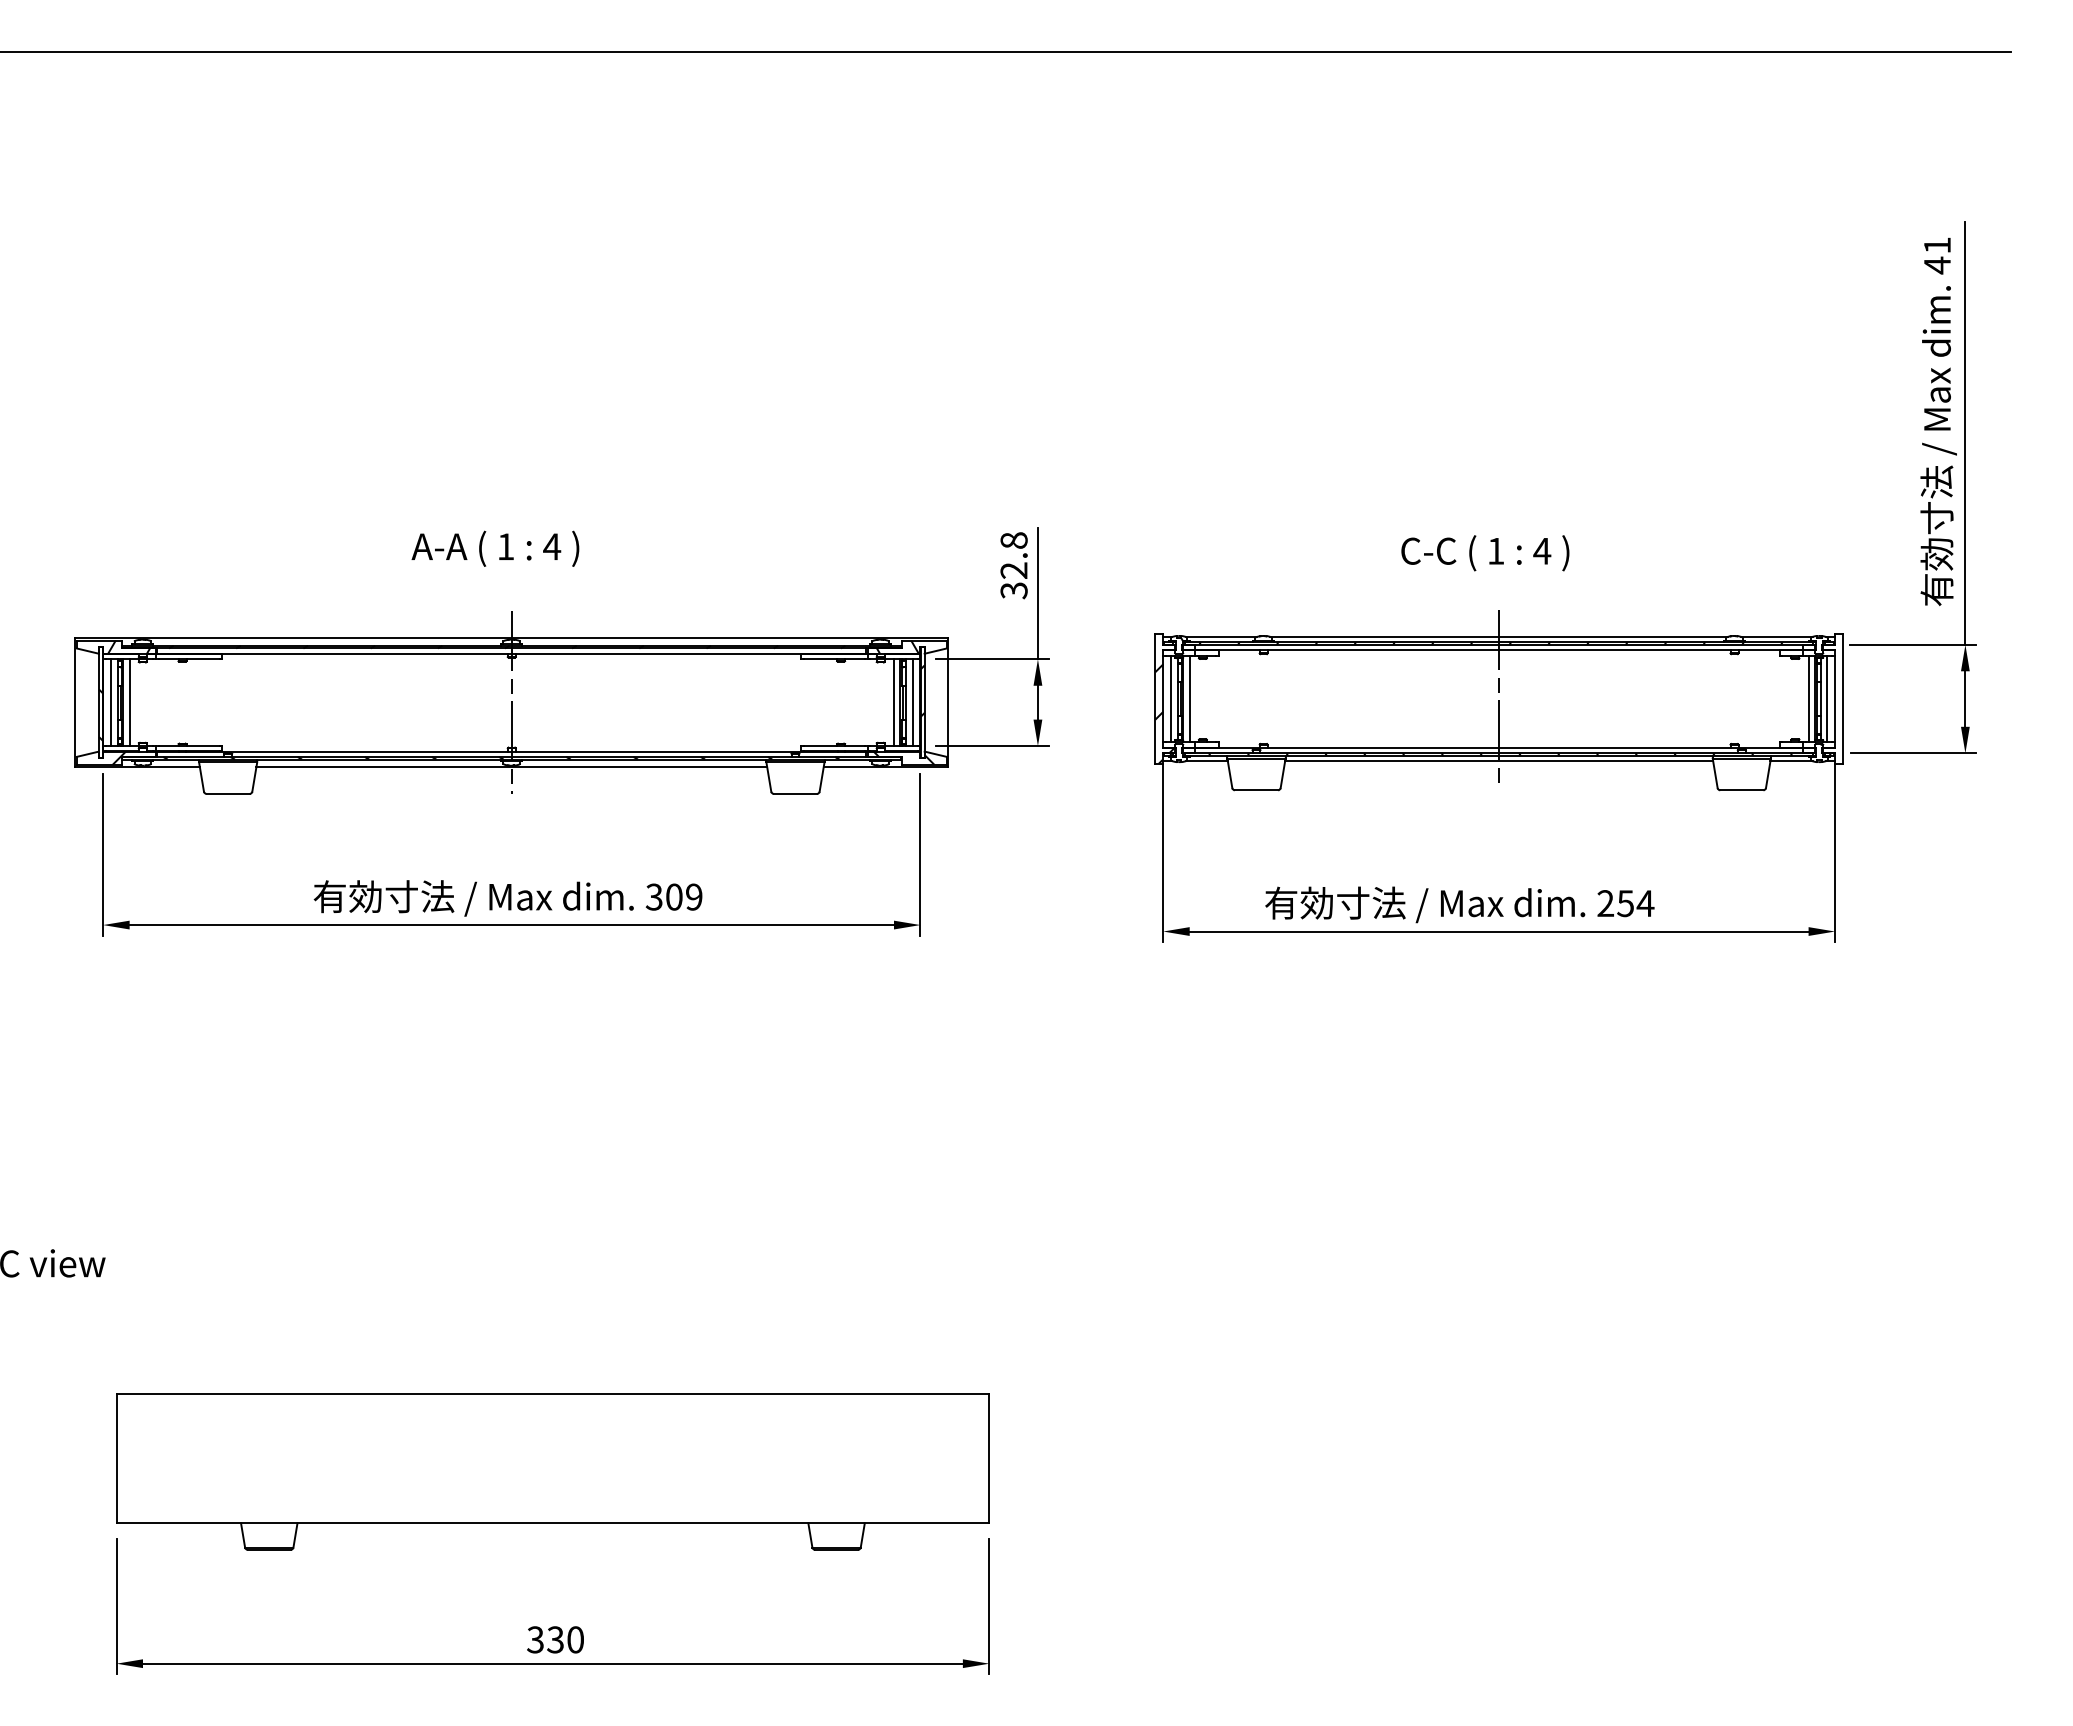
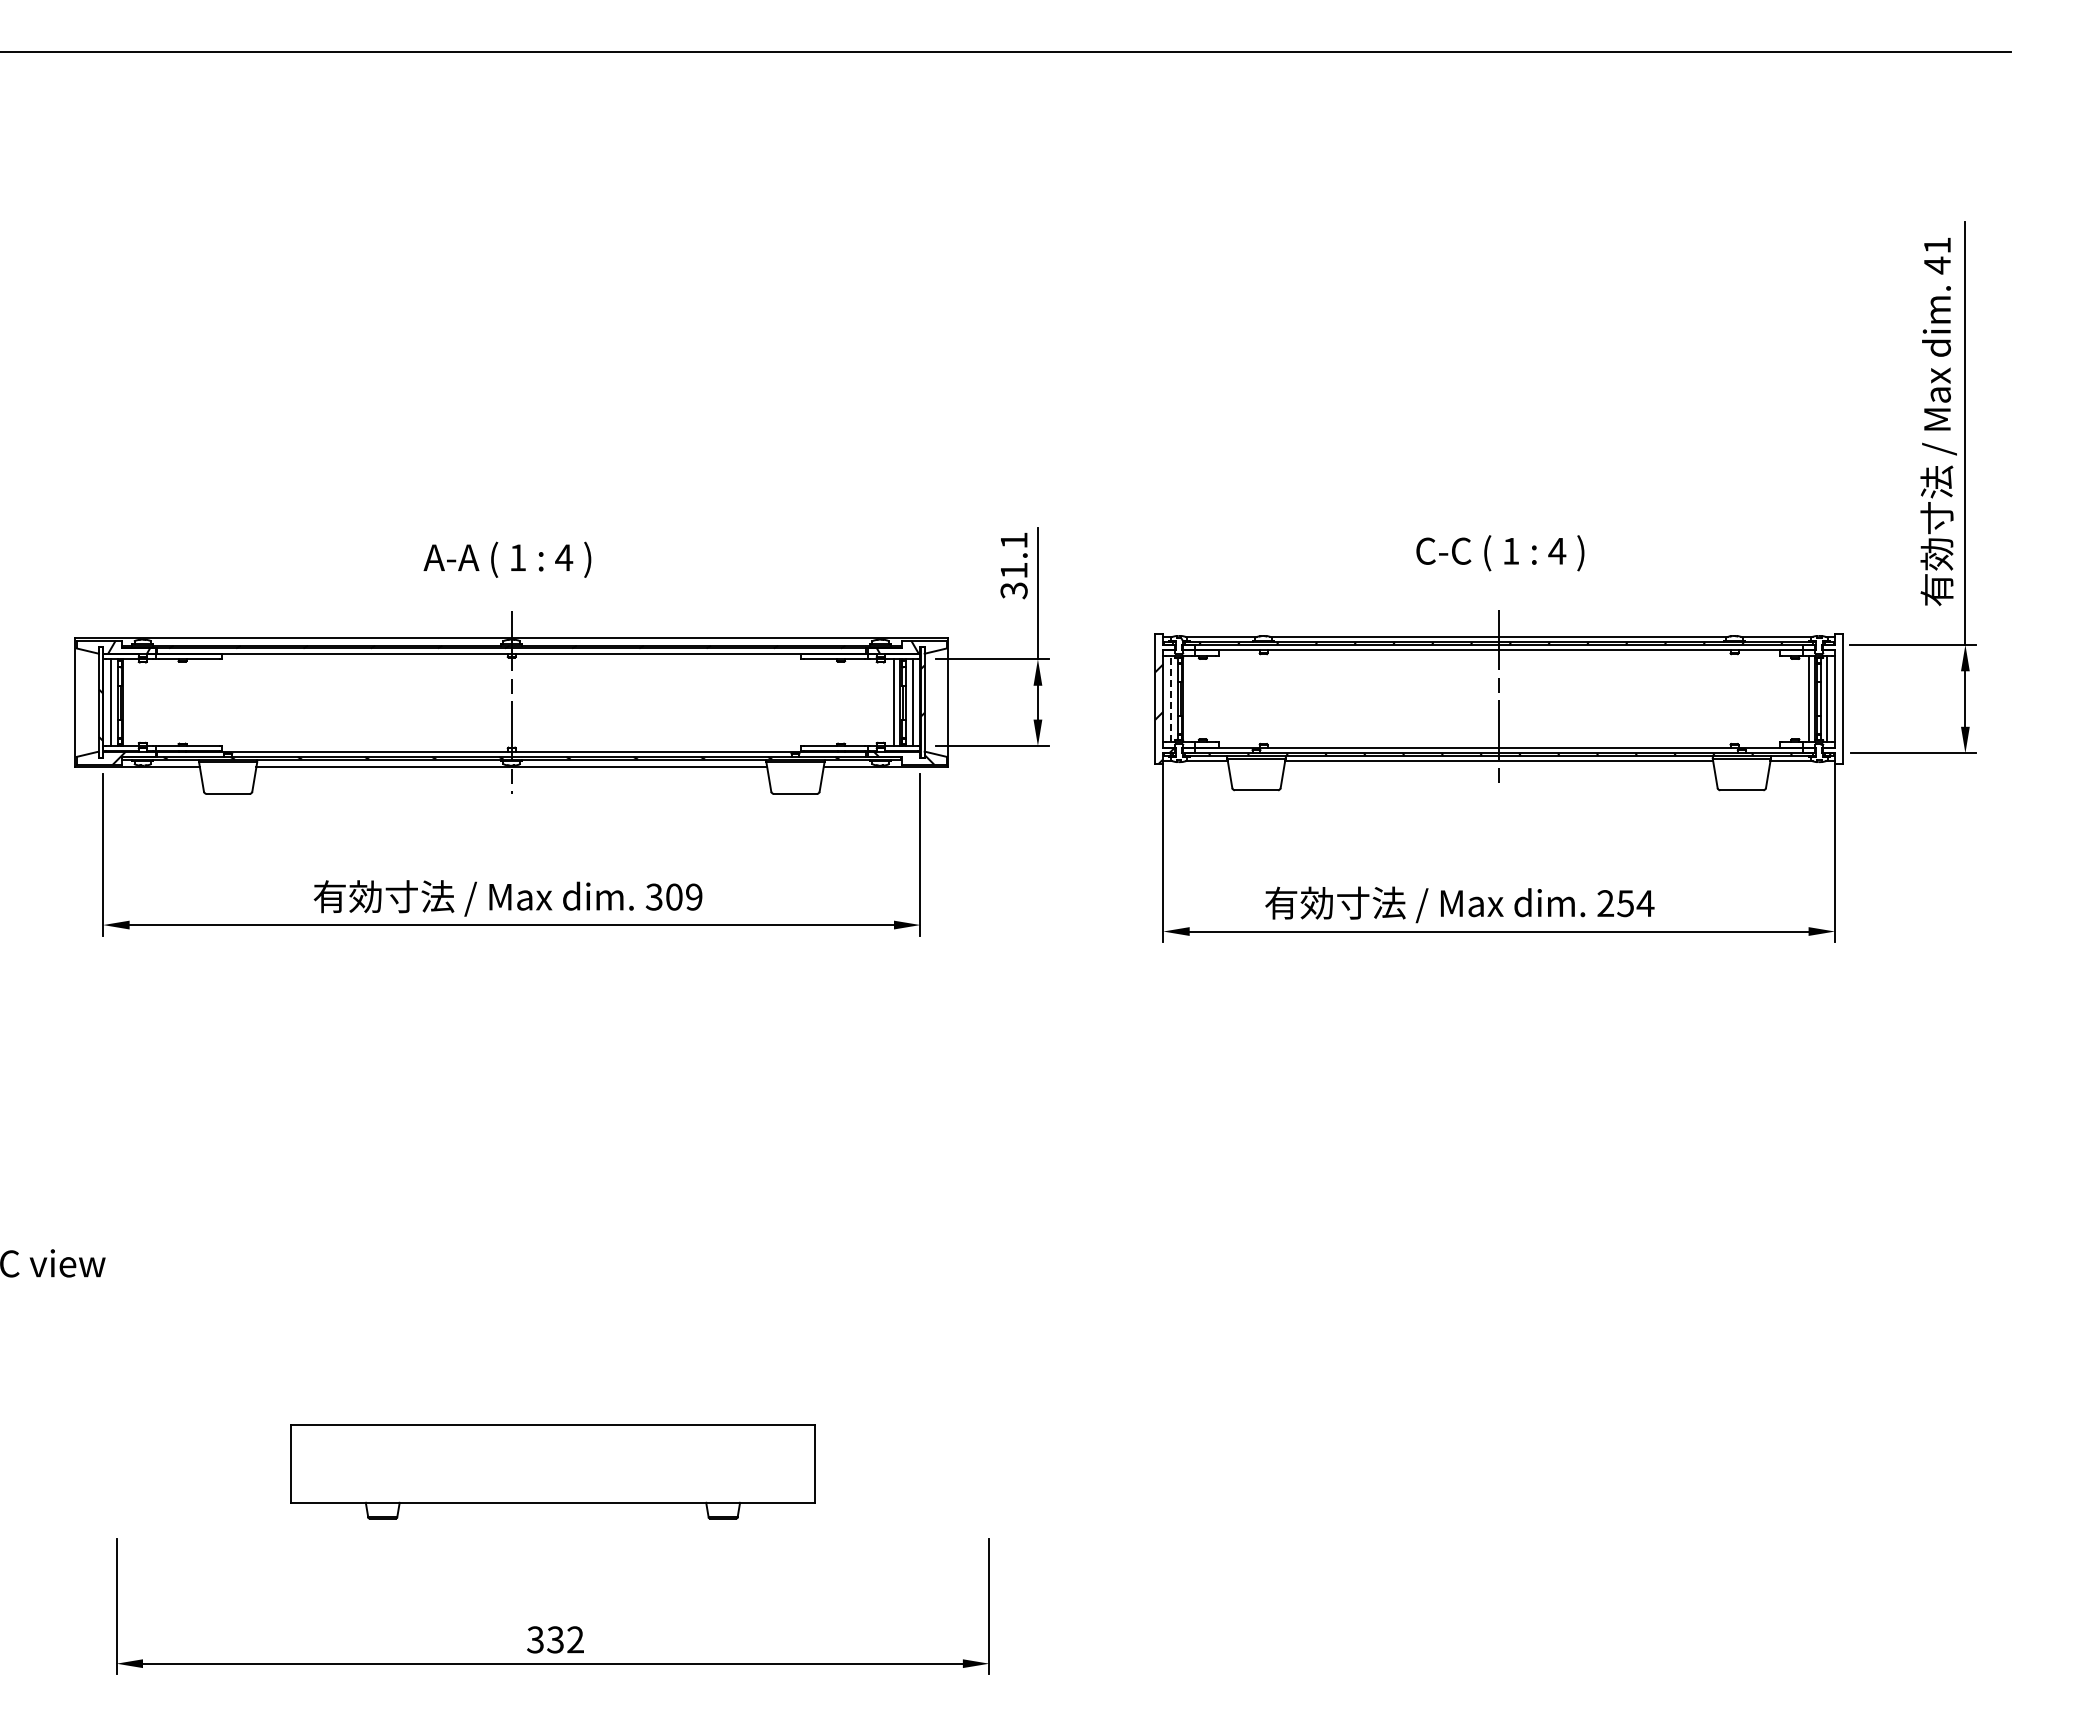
text position: (495, 548) -> (507, 559) (507, 559)
text position: (1485, 553) -> (1500, 553) (1500, 553)
text: 32.8 -> 31.1 (1013, 555)
line: solid -> dashed (1171, 698)
line: present -> none (1189, 698)
line: present -> none (129, 702)
part size: 874x158 px -> 526x96 px (552, 1471)
text: 330 -> 332 (575, 1639)
